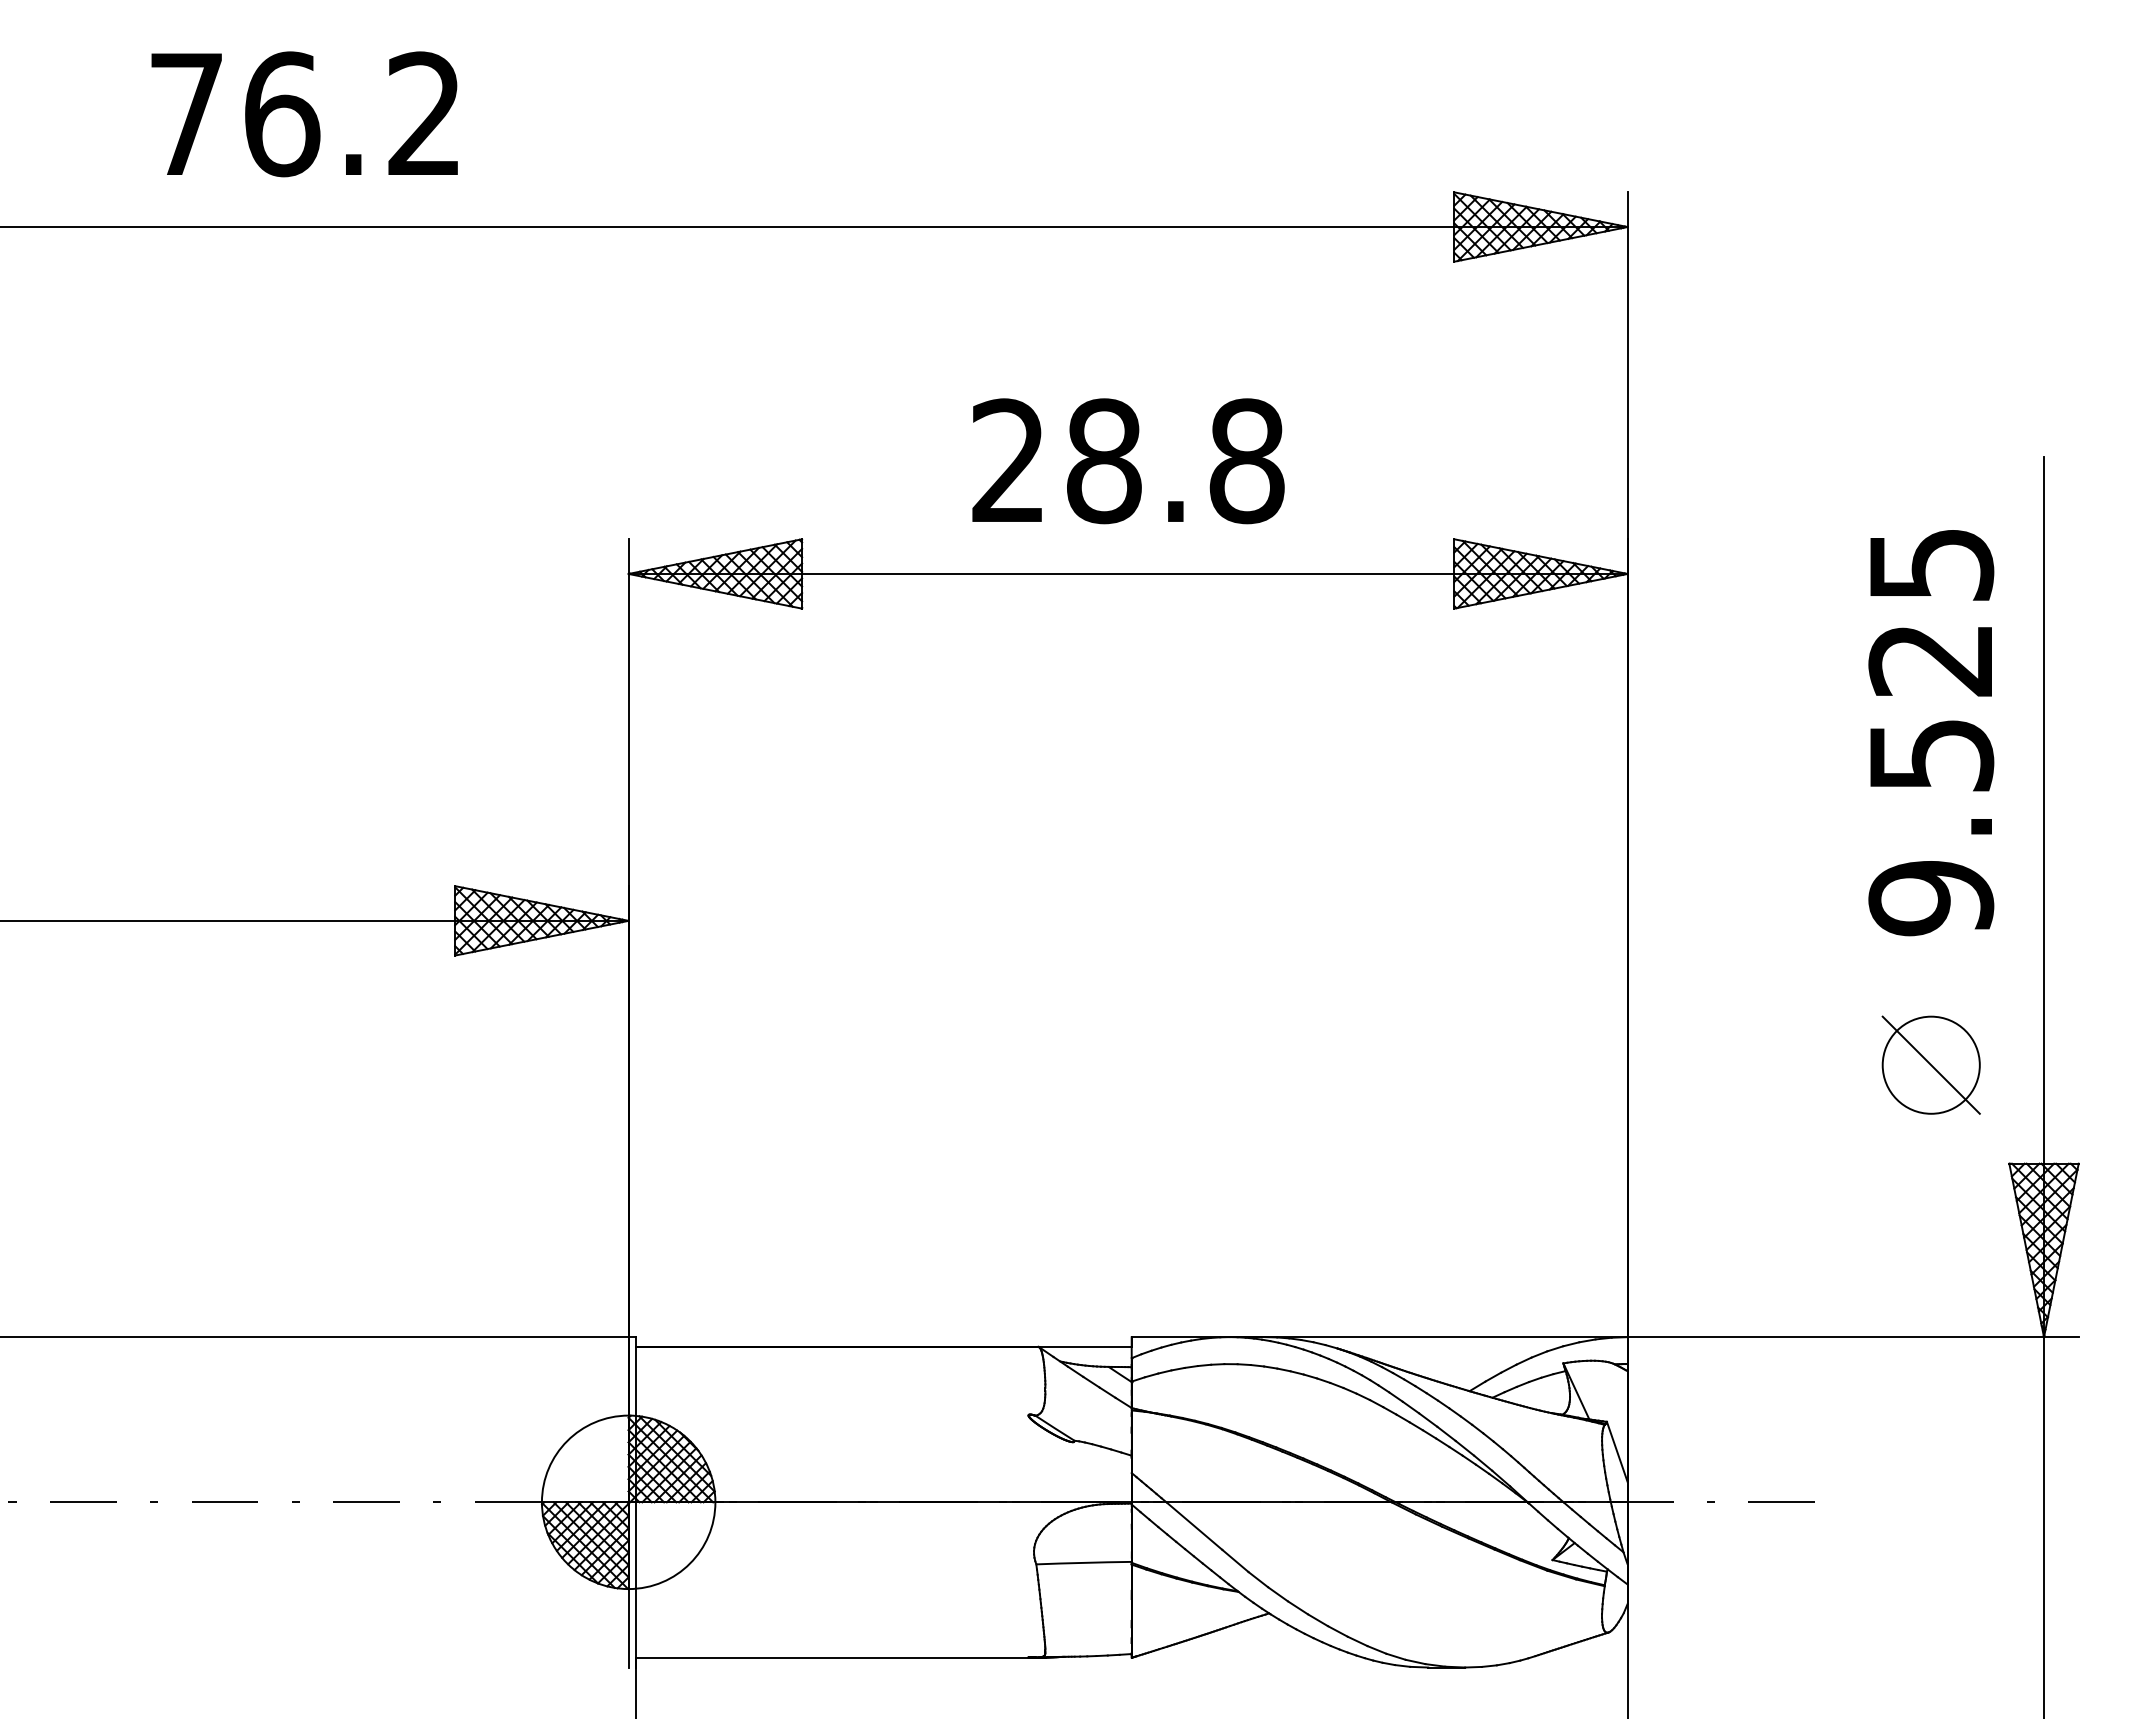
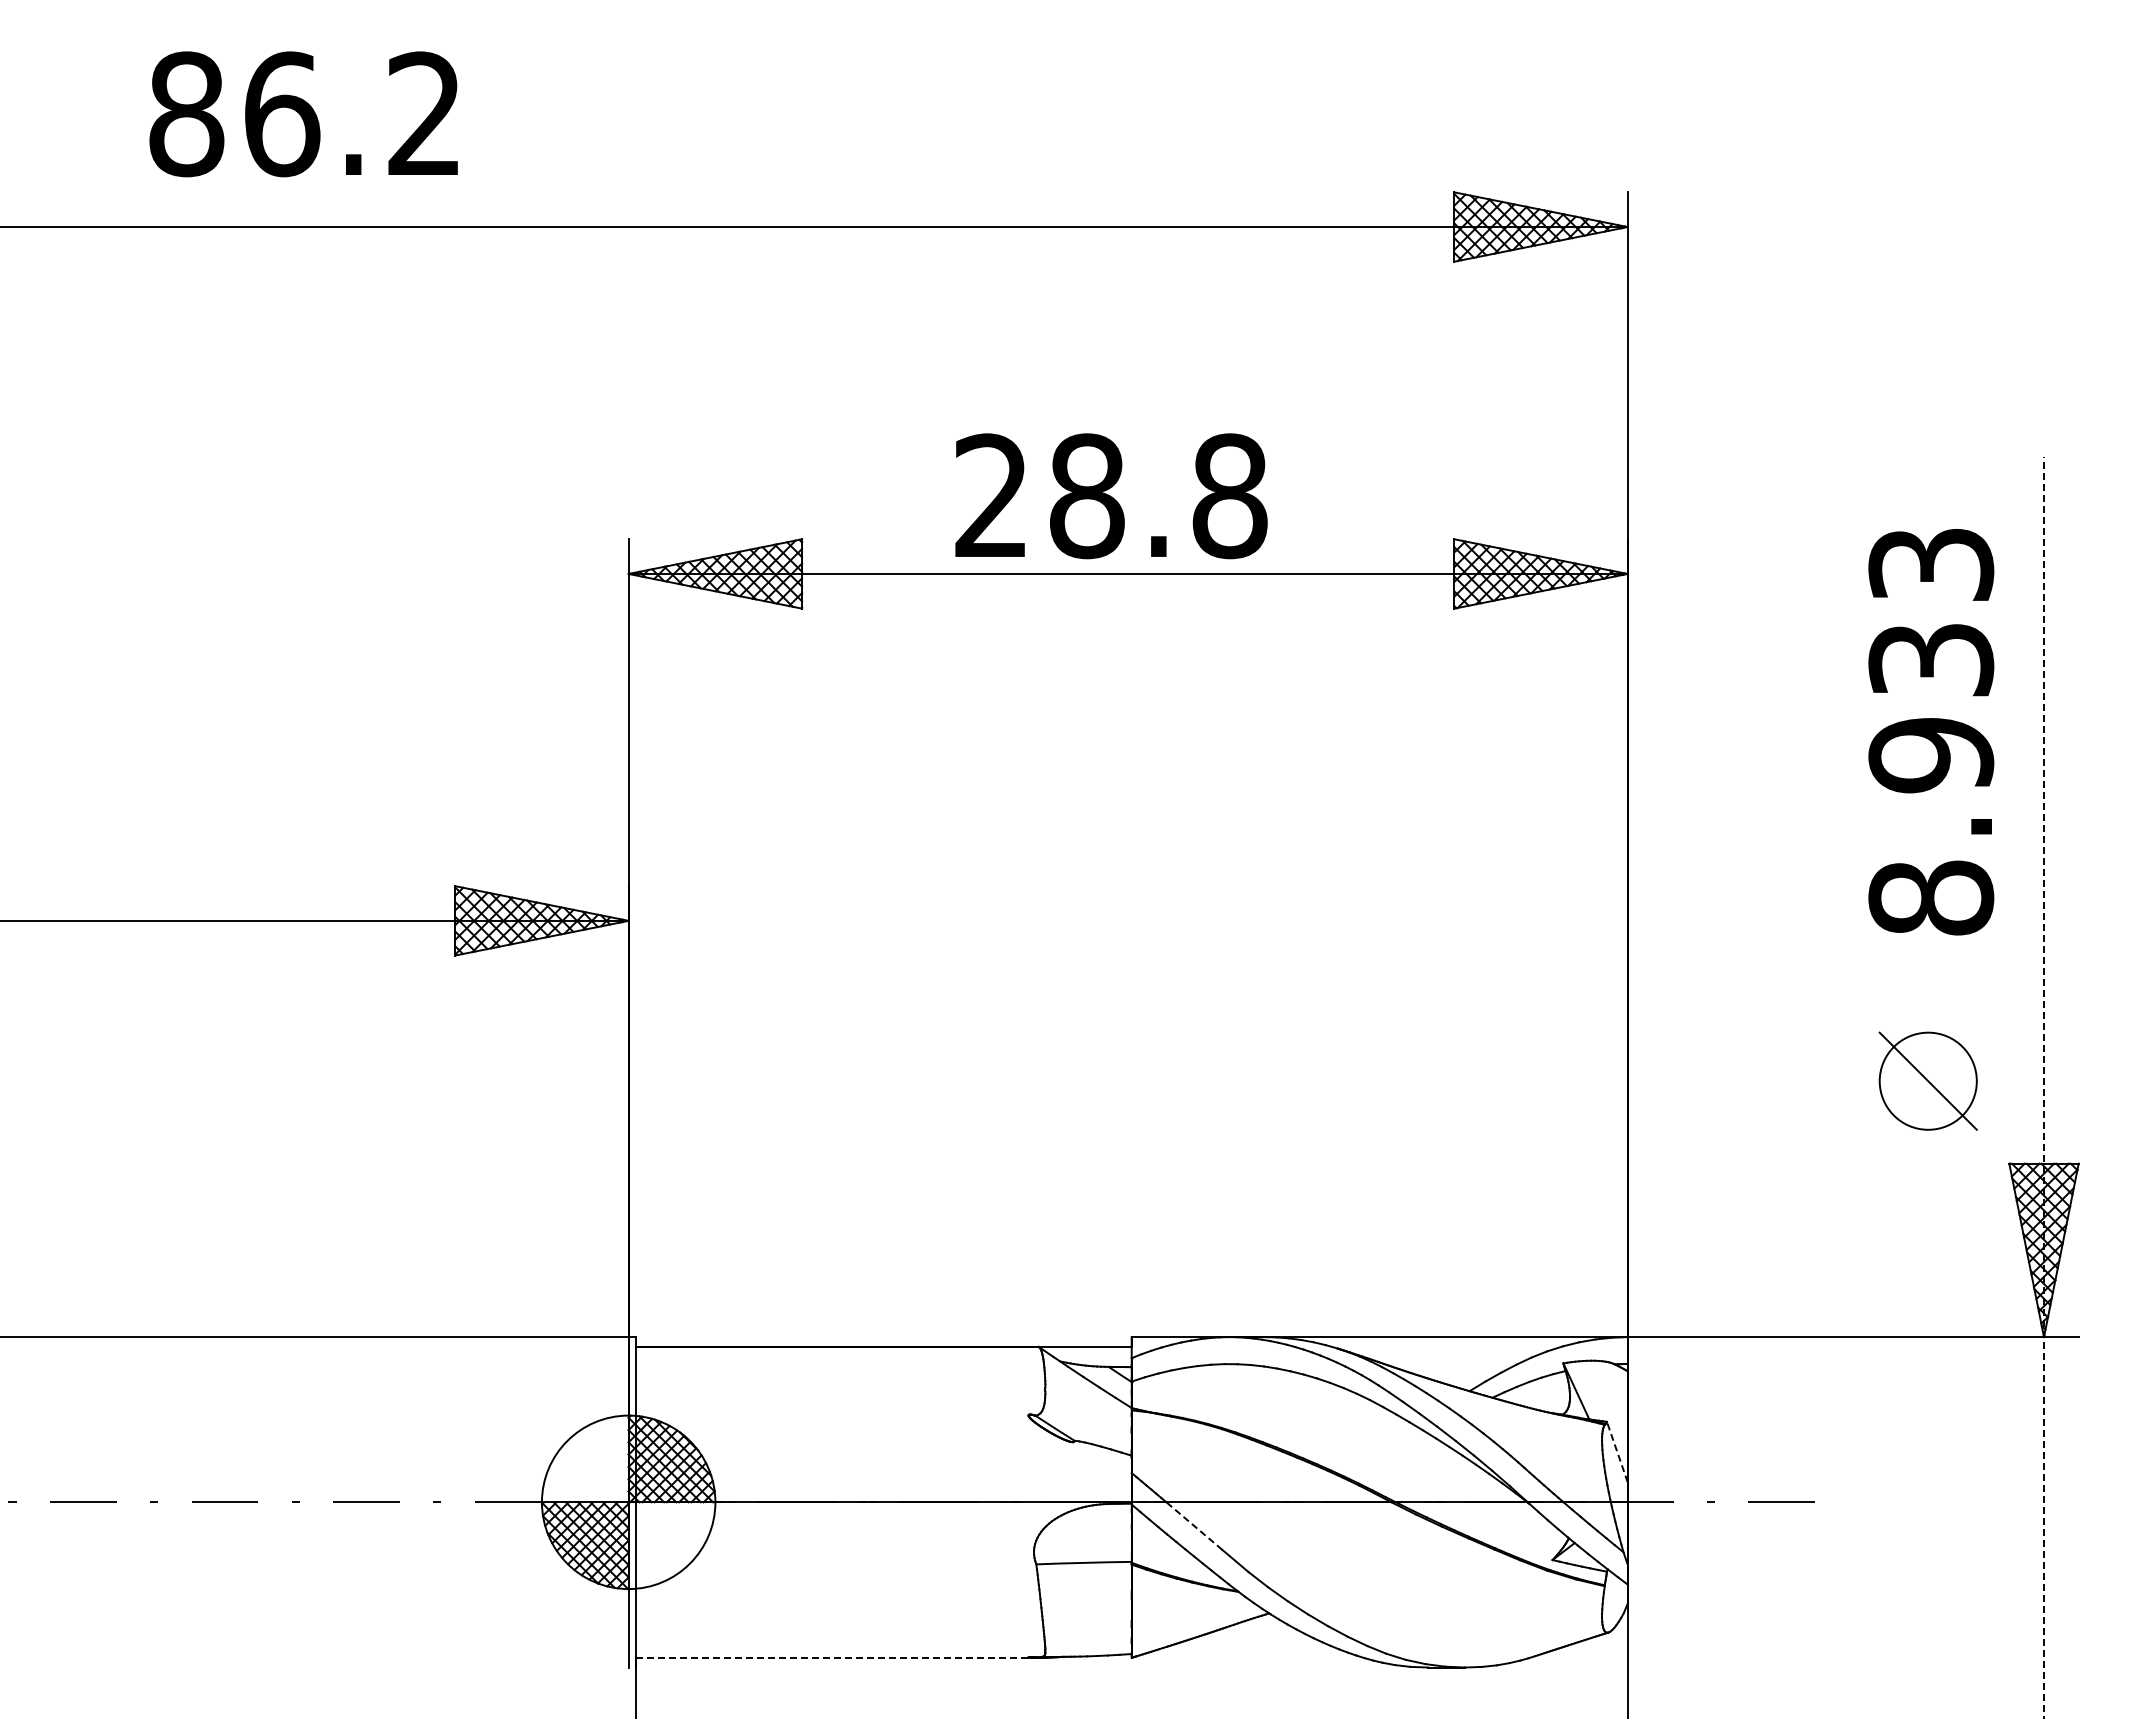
text: 76.2 -> 86.2 (186, 114)
text position: (1128, 461) -> (1111, 496) (1111, 496)
text: 9.525 -> 8.933 (1931, 732)
part position: (1930, 1064) -> (1927, 1080) (1927, 1080)
line: solid -> dashed (2044, 1087)
line: solid -> dashed (1617, 1452)
line: solid -> dashed (1194, 1526)
line: solid -> dashed (837, 1657)
